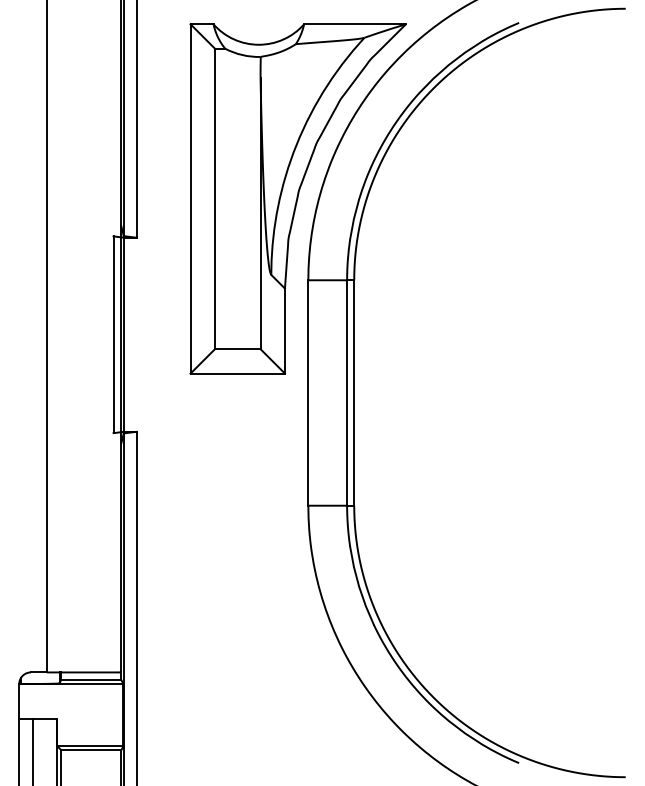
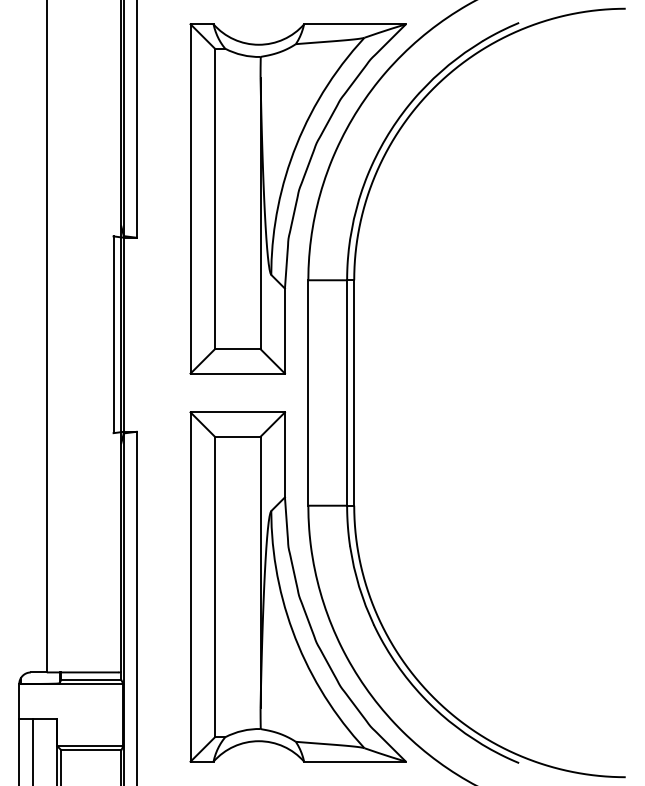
part: none -> present (297, 586)
